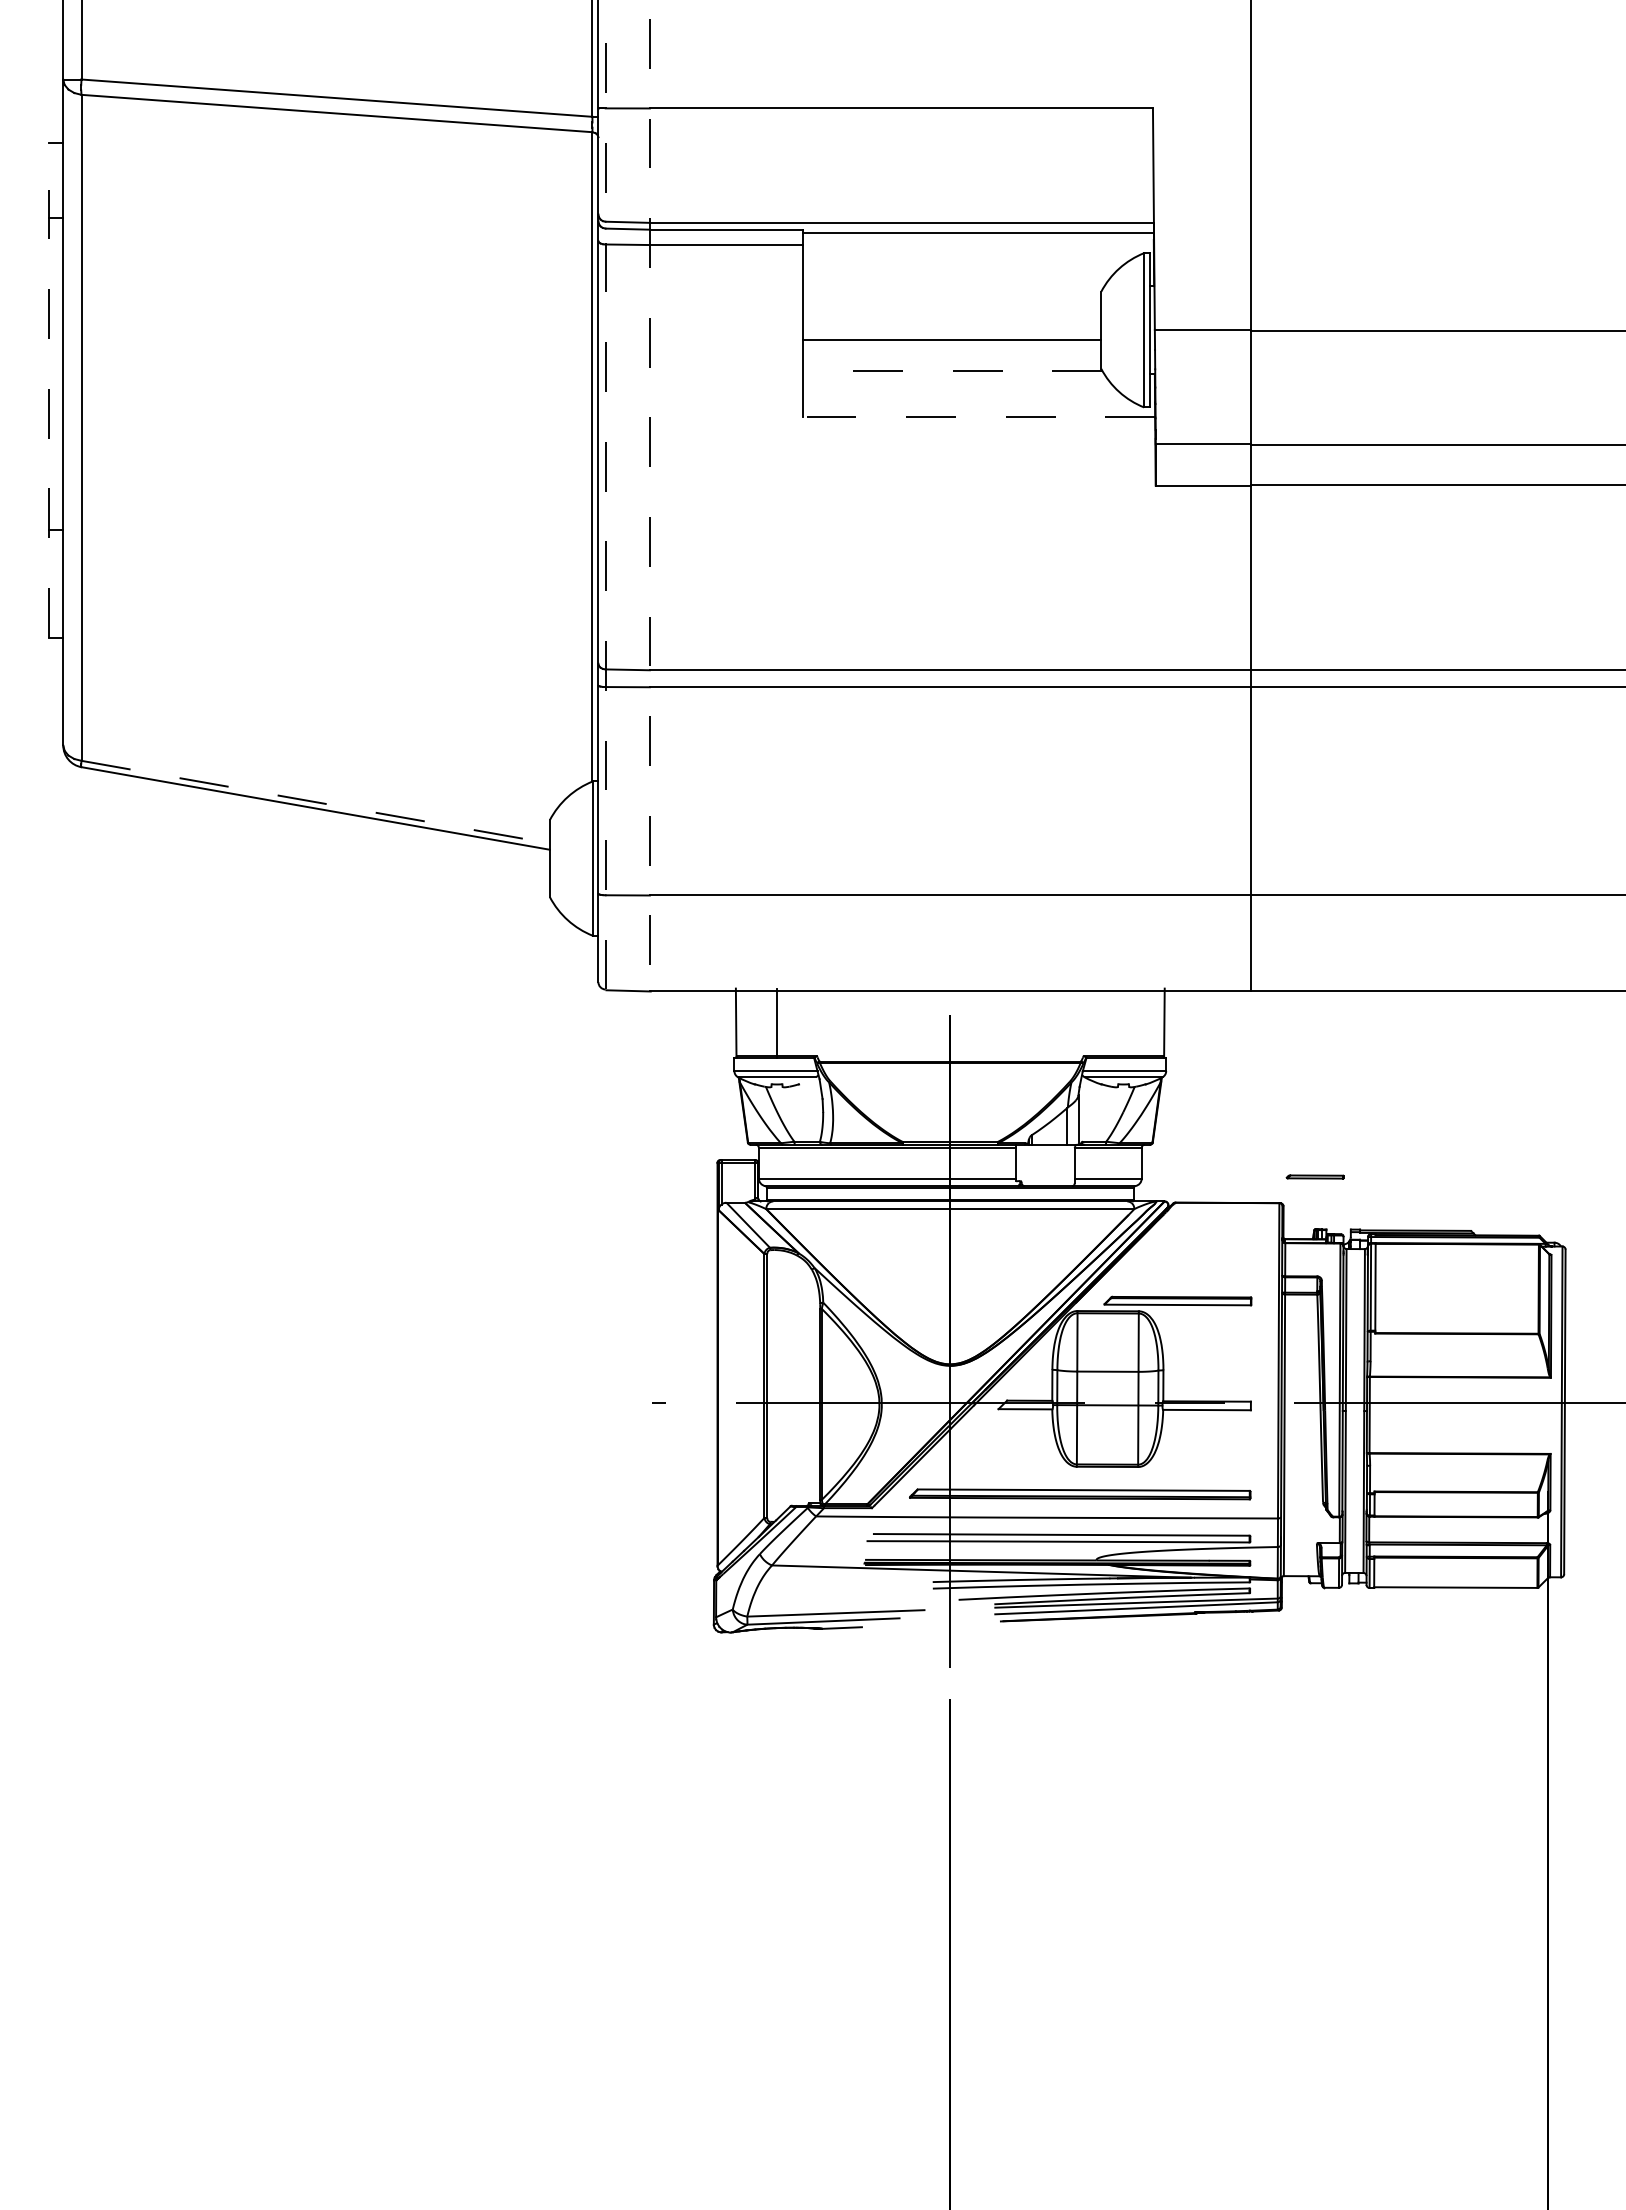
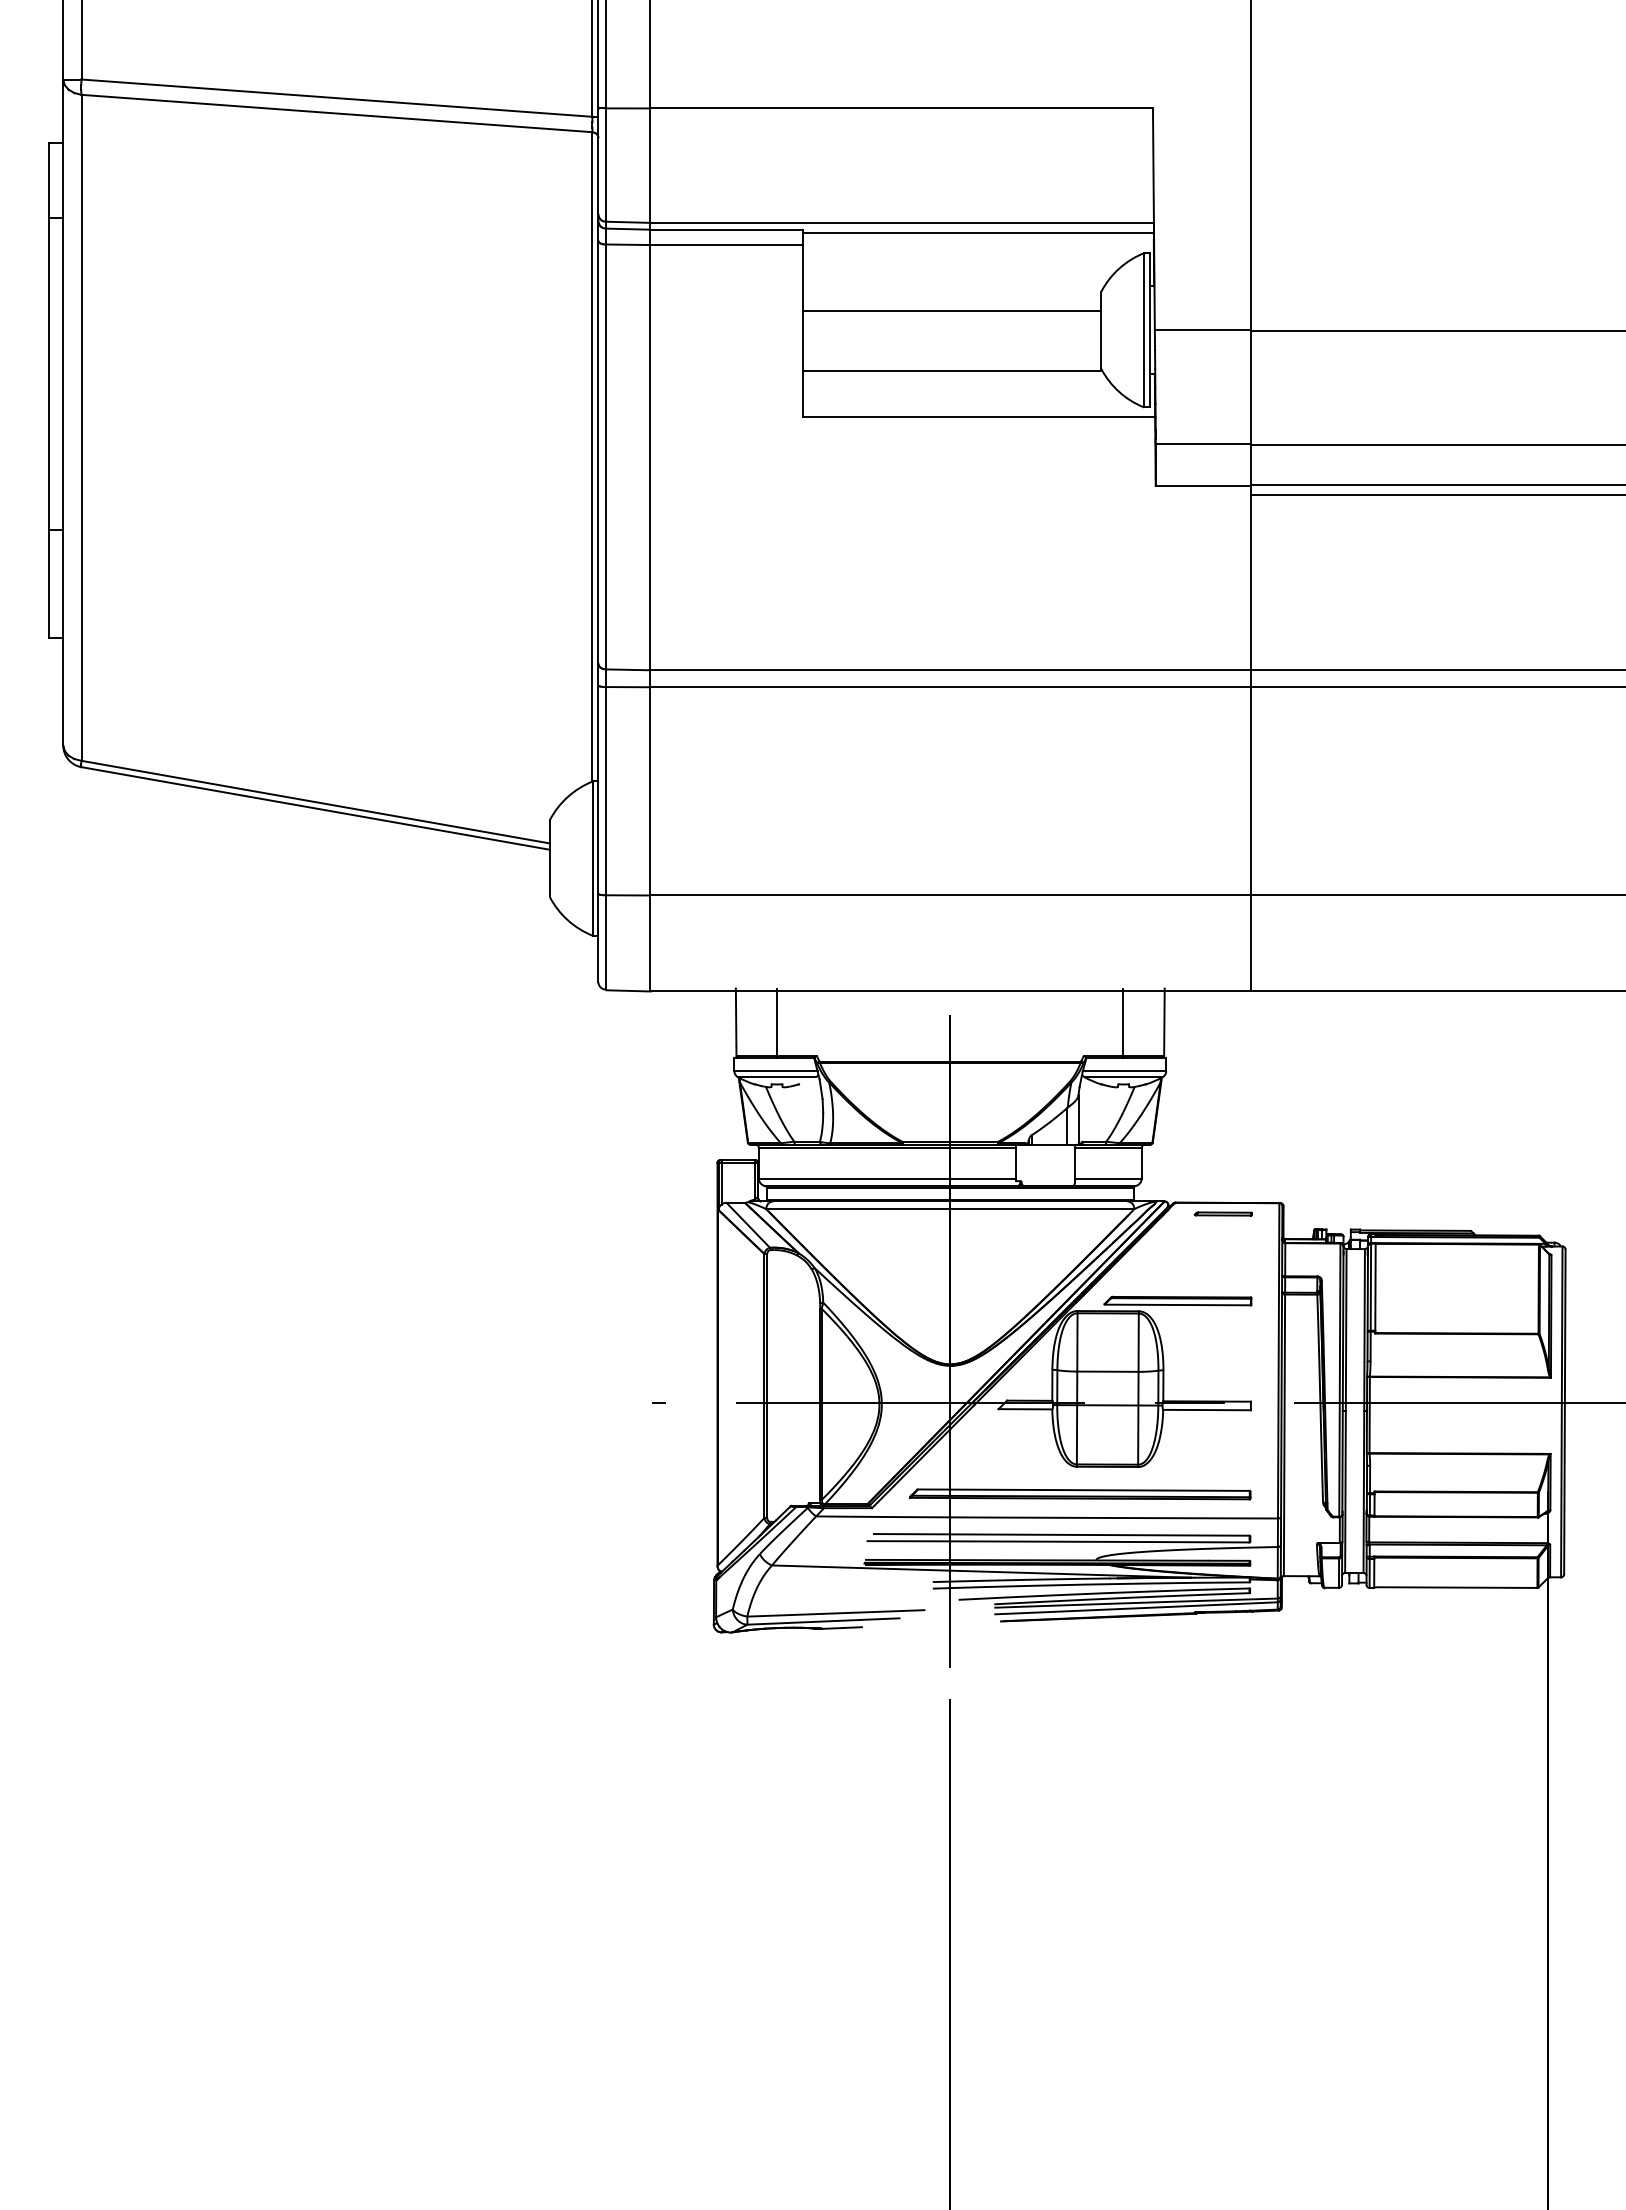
line position: (951, 340) -> (951, 311) (951, 311)
line: dashed -> solid (952, 370)
line: dashed -> solid (48, 390)
line: dashed -> solid (978, 416)
line: dashed -> solid (605, 494)
line: dashed -> solid (649, 495)
line: none -> present (1436, 495)
line: dashed -> solid (315, 802)
line: none -> present (1123, 1022)
part position: (1314, 1176) -> (1222, 1213) (1222, 1213)
